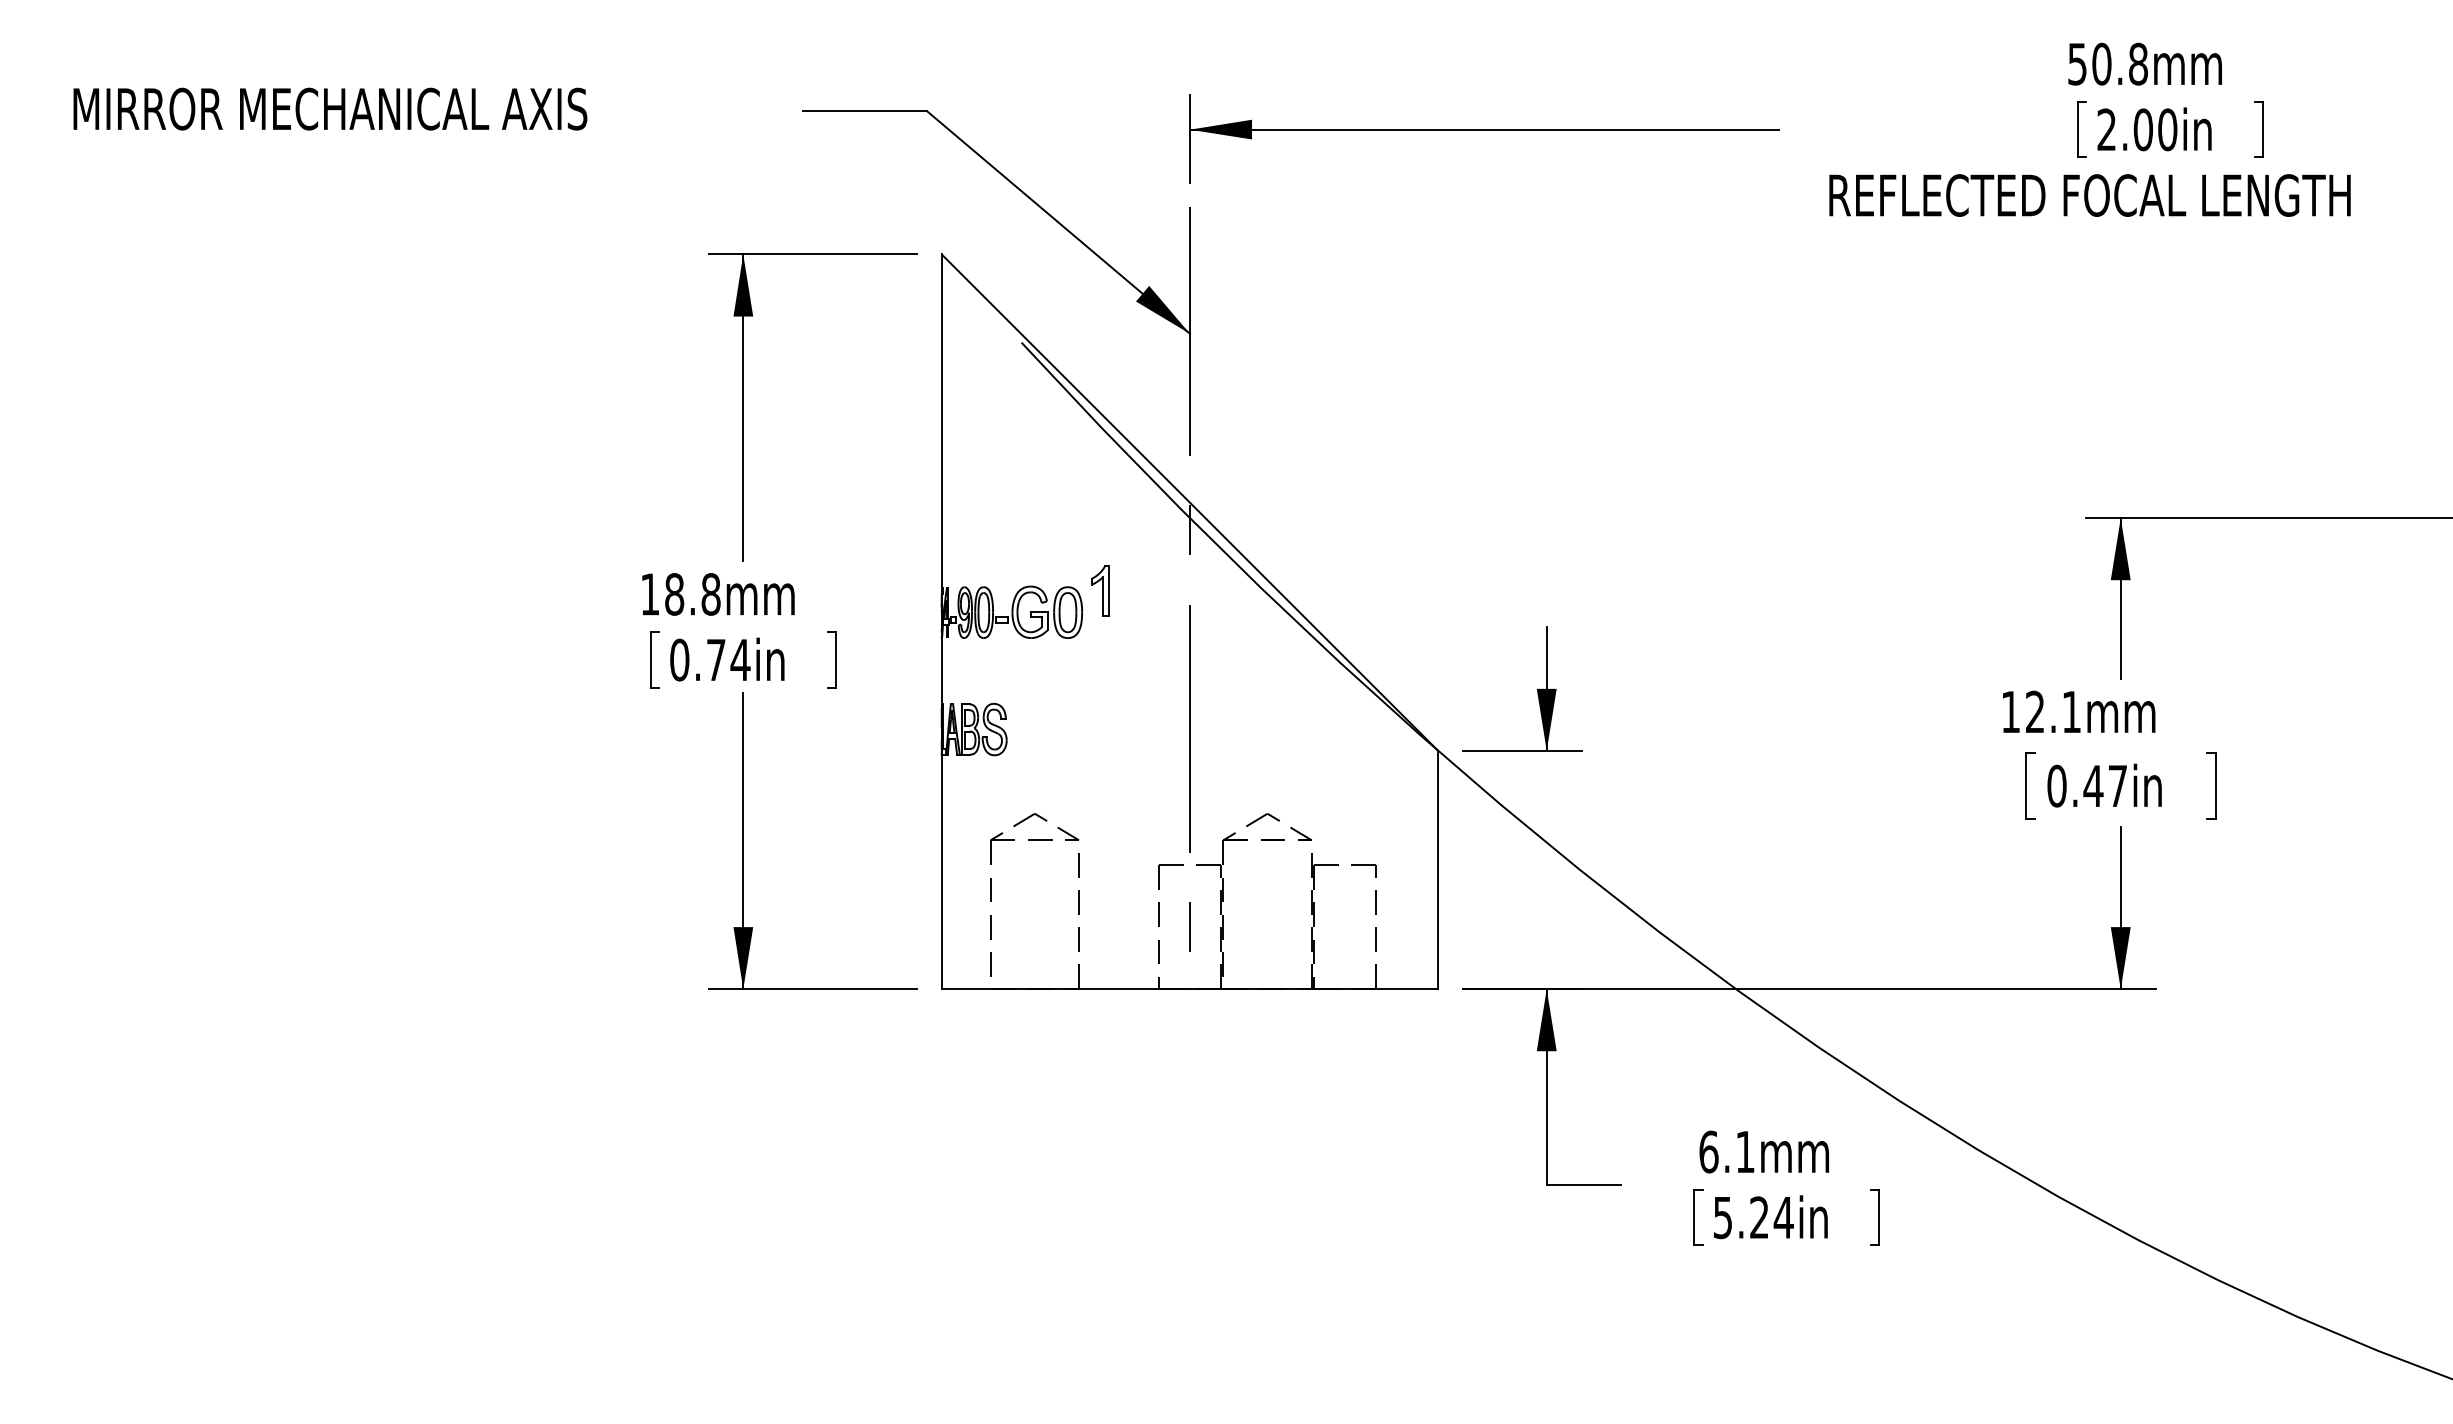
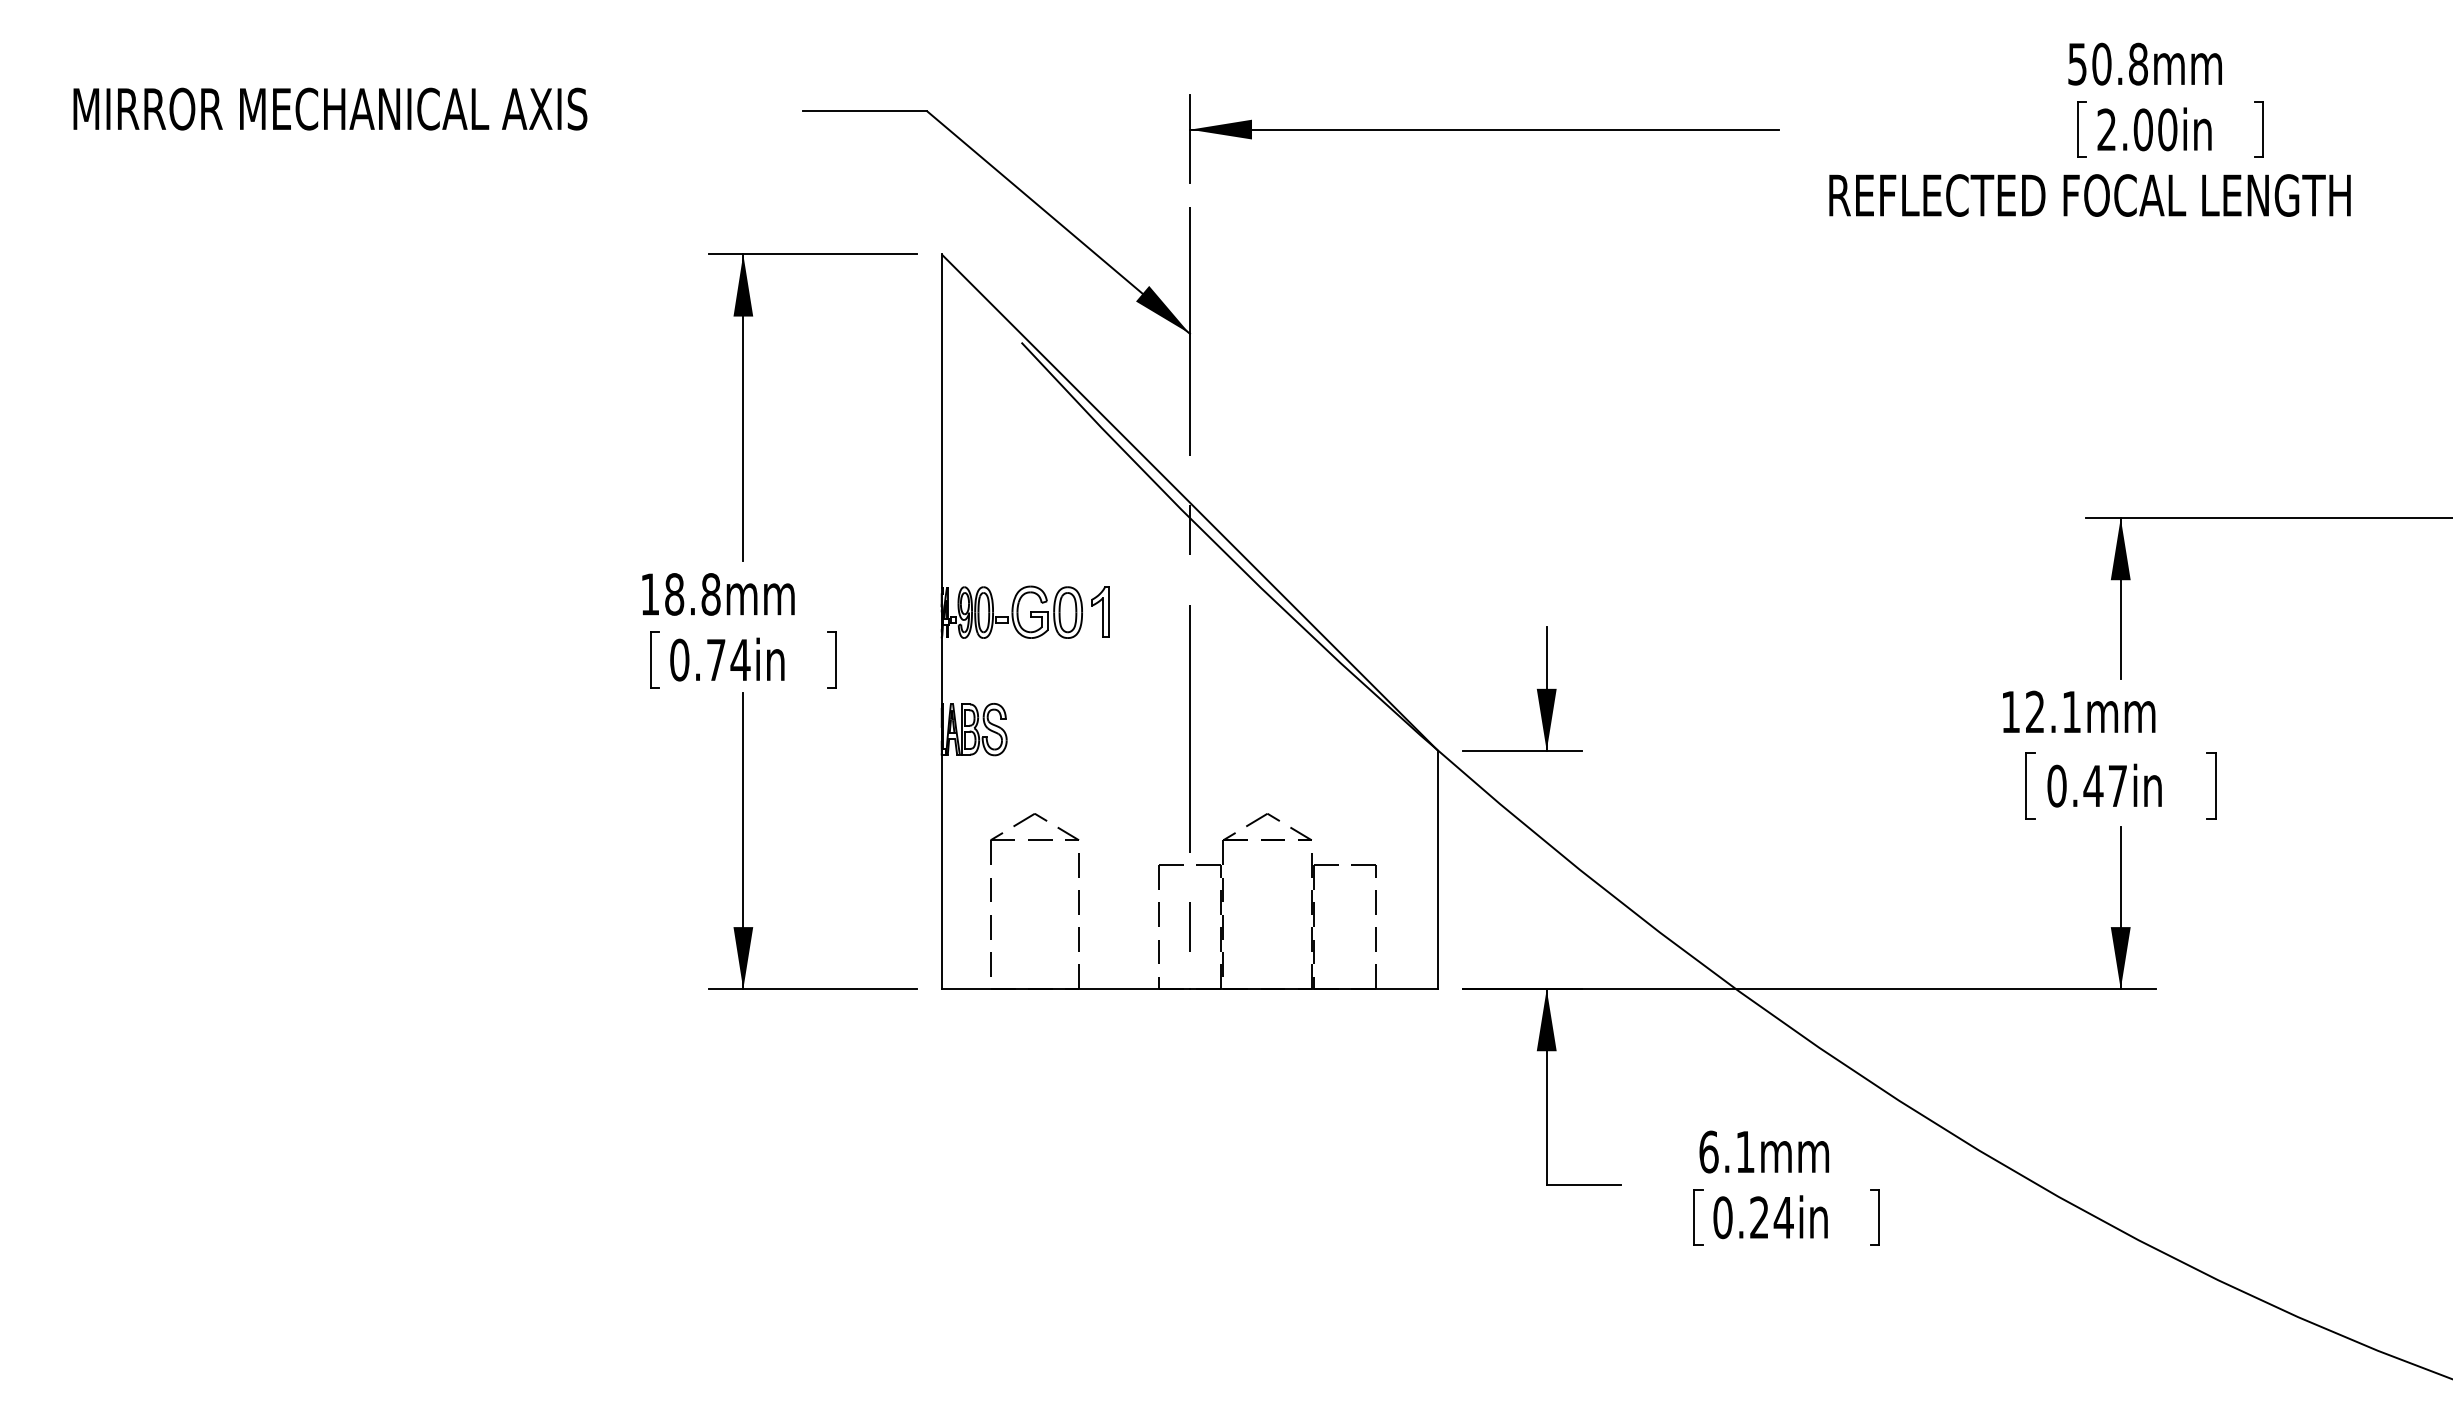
part position: (1100, 590) -> (1100, 611) (1100, 611)
text: 5.24in -> 0.24in (1722, 1217)
